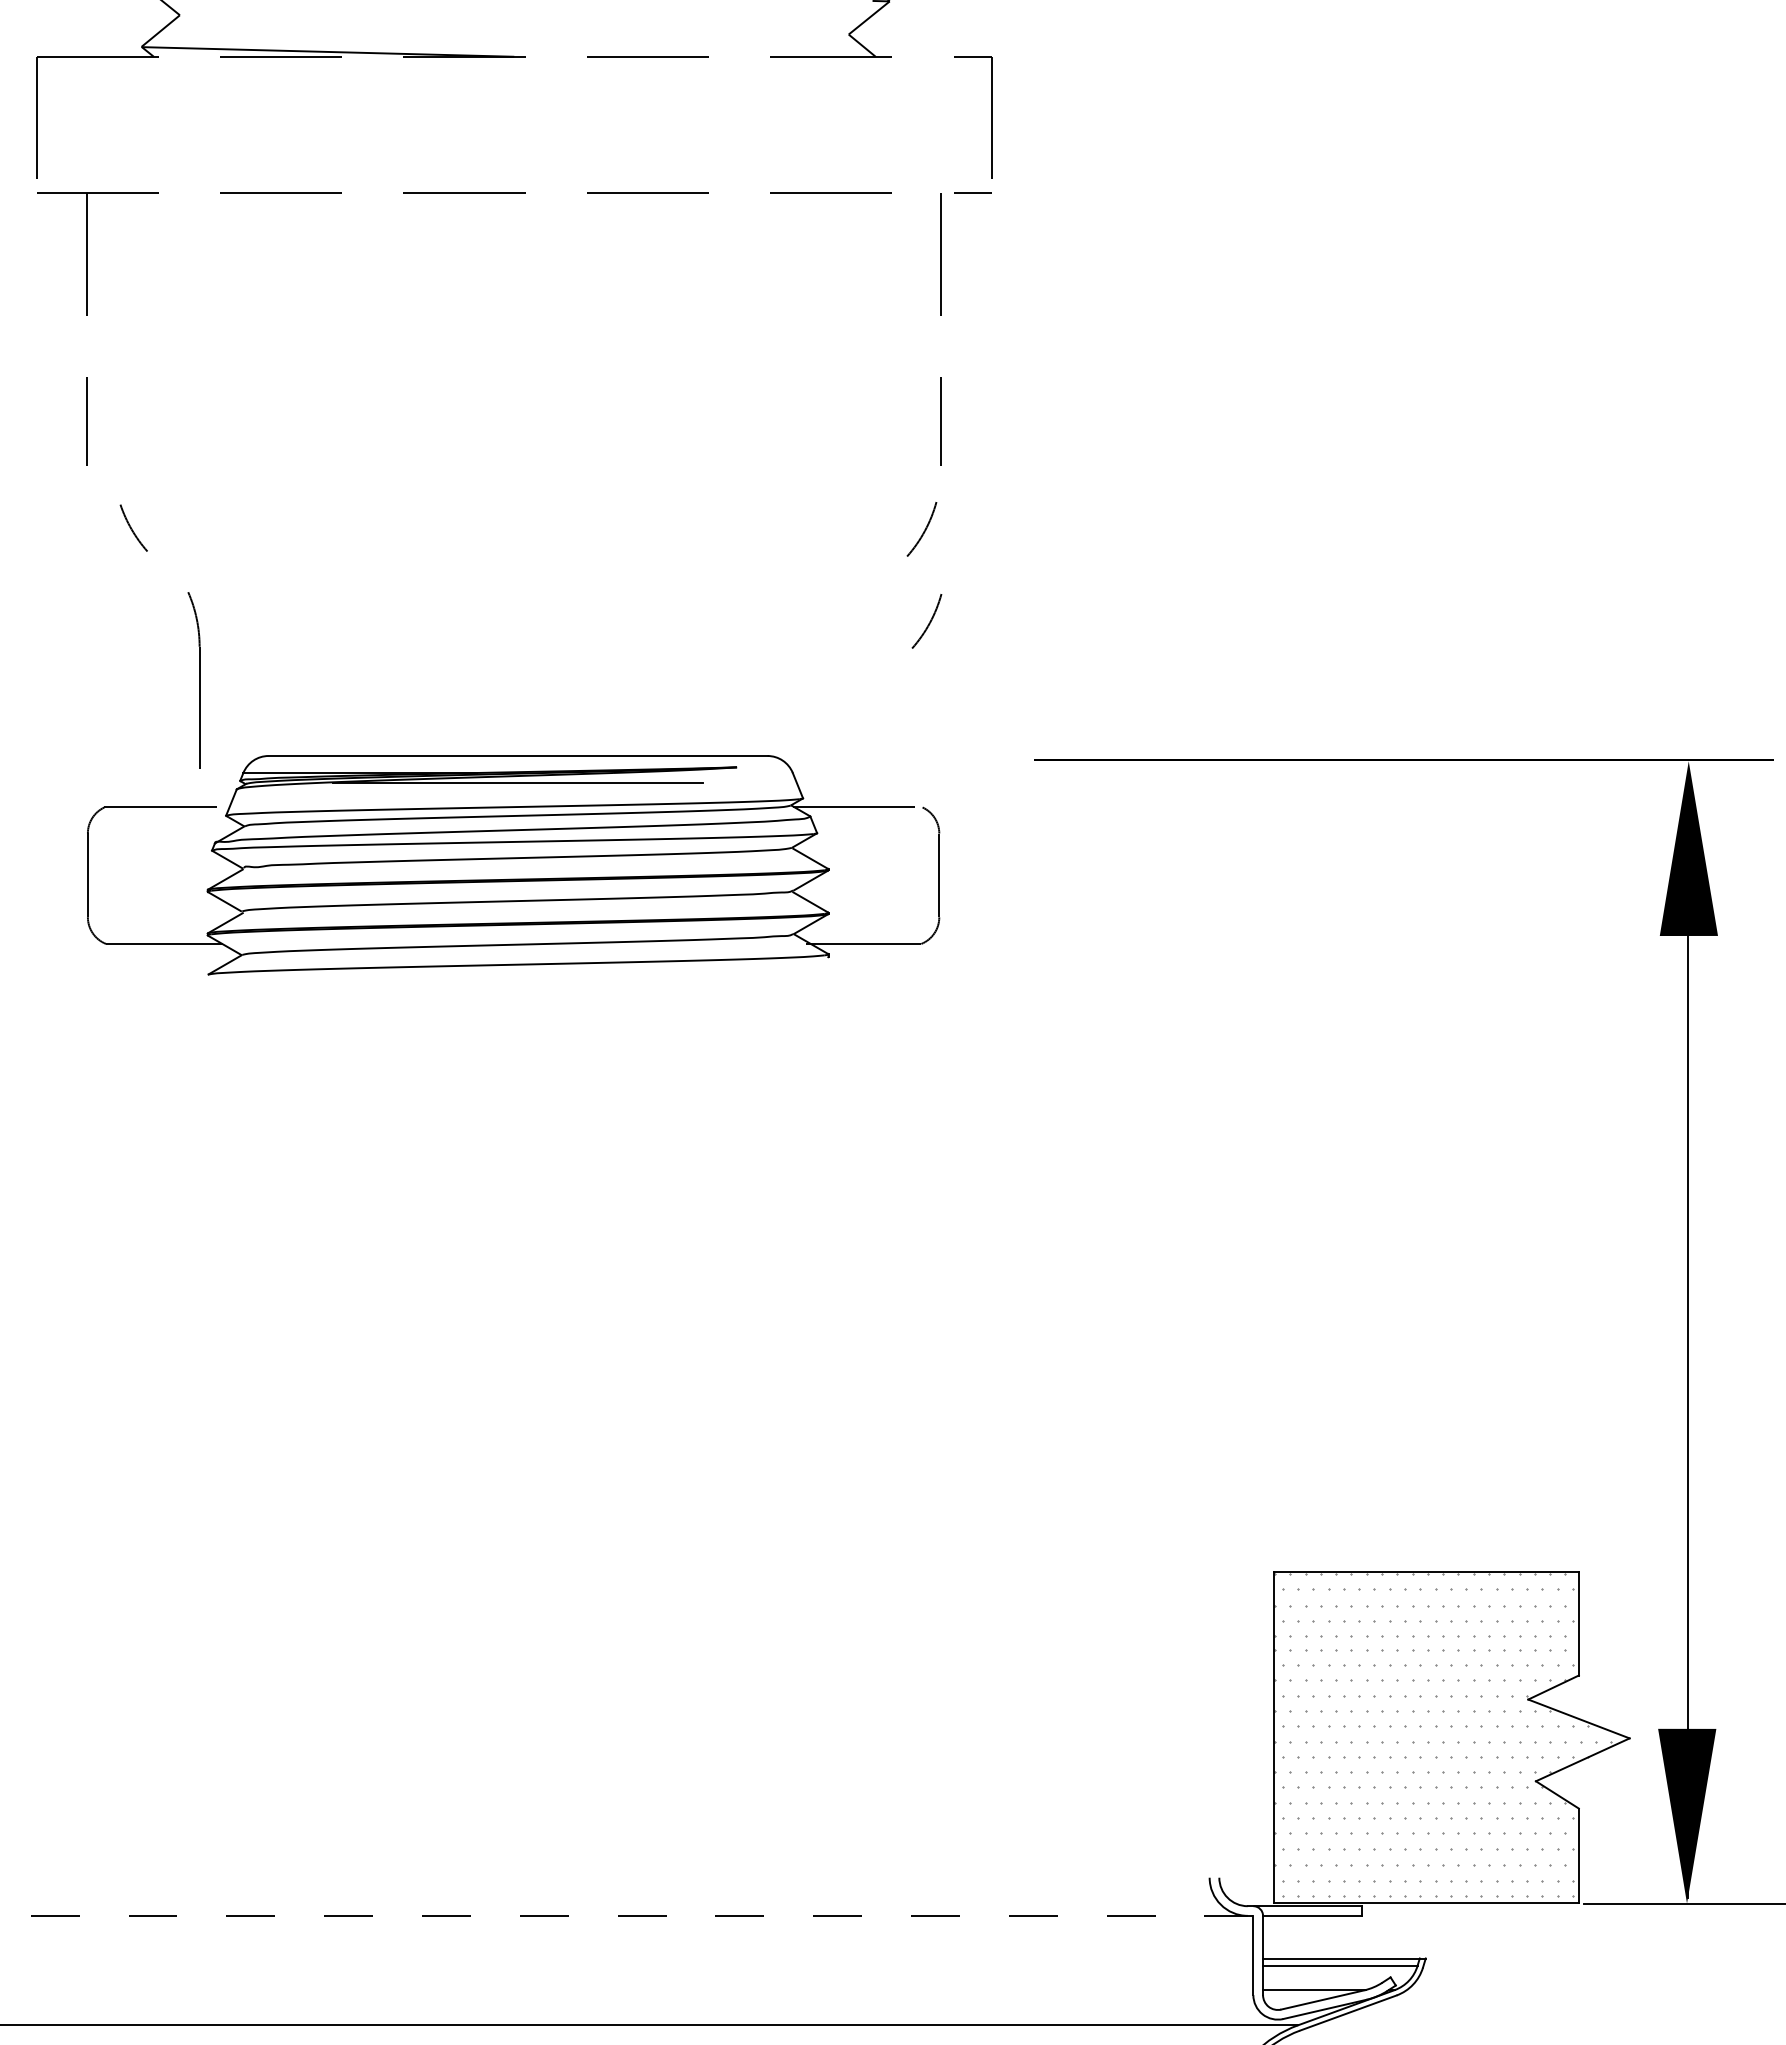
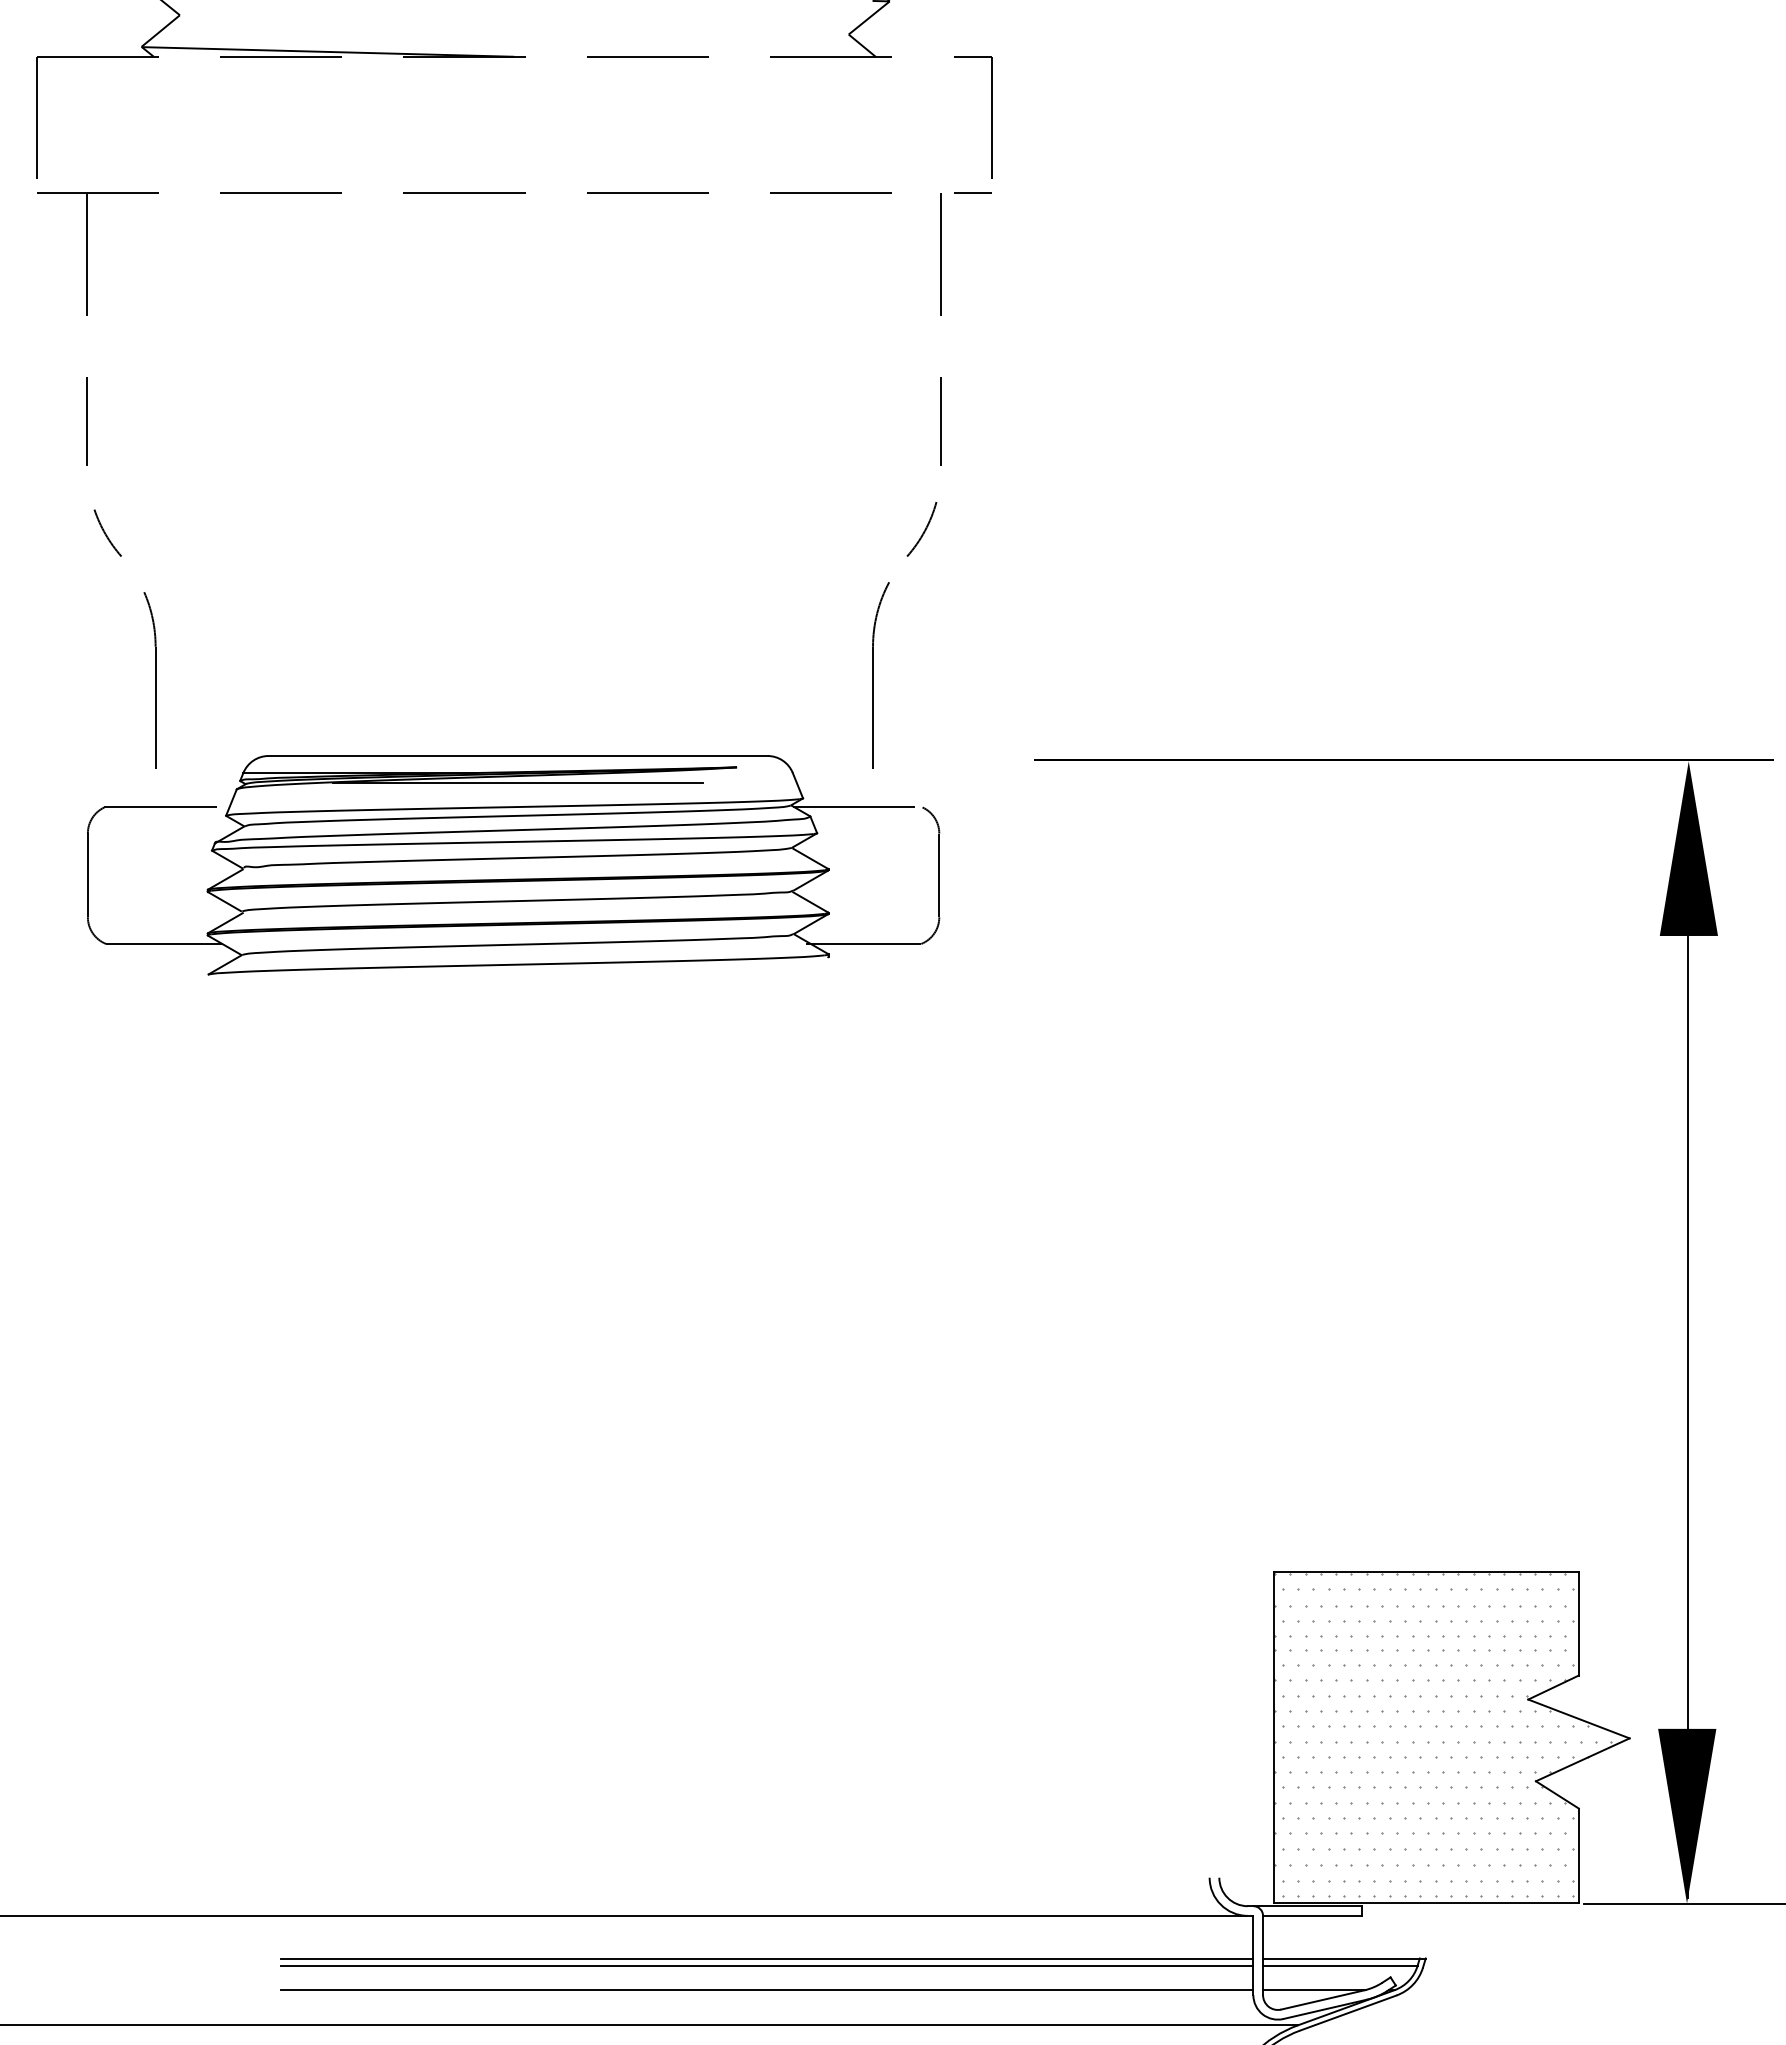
arc position: (132, 528) -> (106, 533) (106, 533)
arc: present -> none (928, 623)
part: none -> present (873, 675)
part position: (193, 680) -> (149, 680) (149, 680)
line: dashed -> solid (626, 1915)
line: none -> present (766, 1958)
line: none -> present (766, 1965)
line: none -> present (766, 1990)
